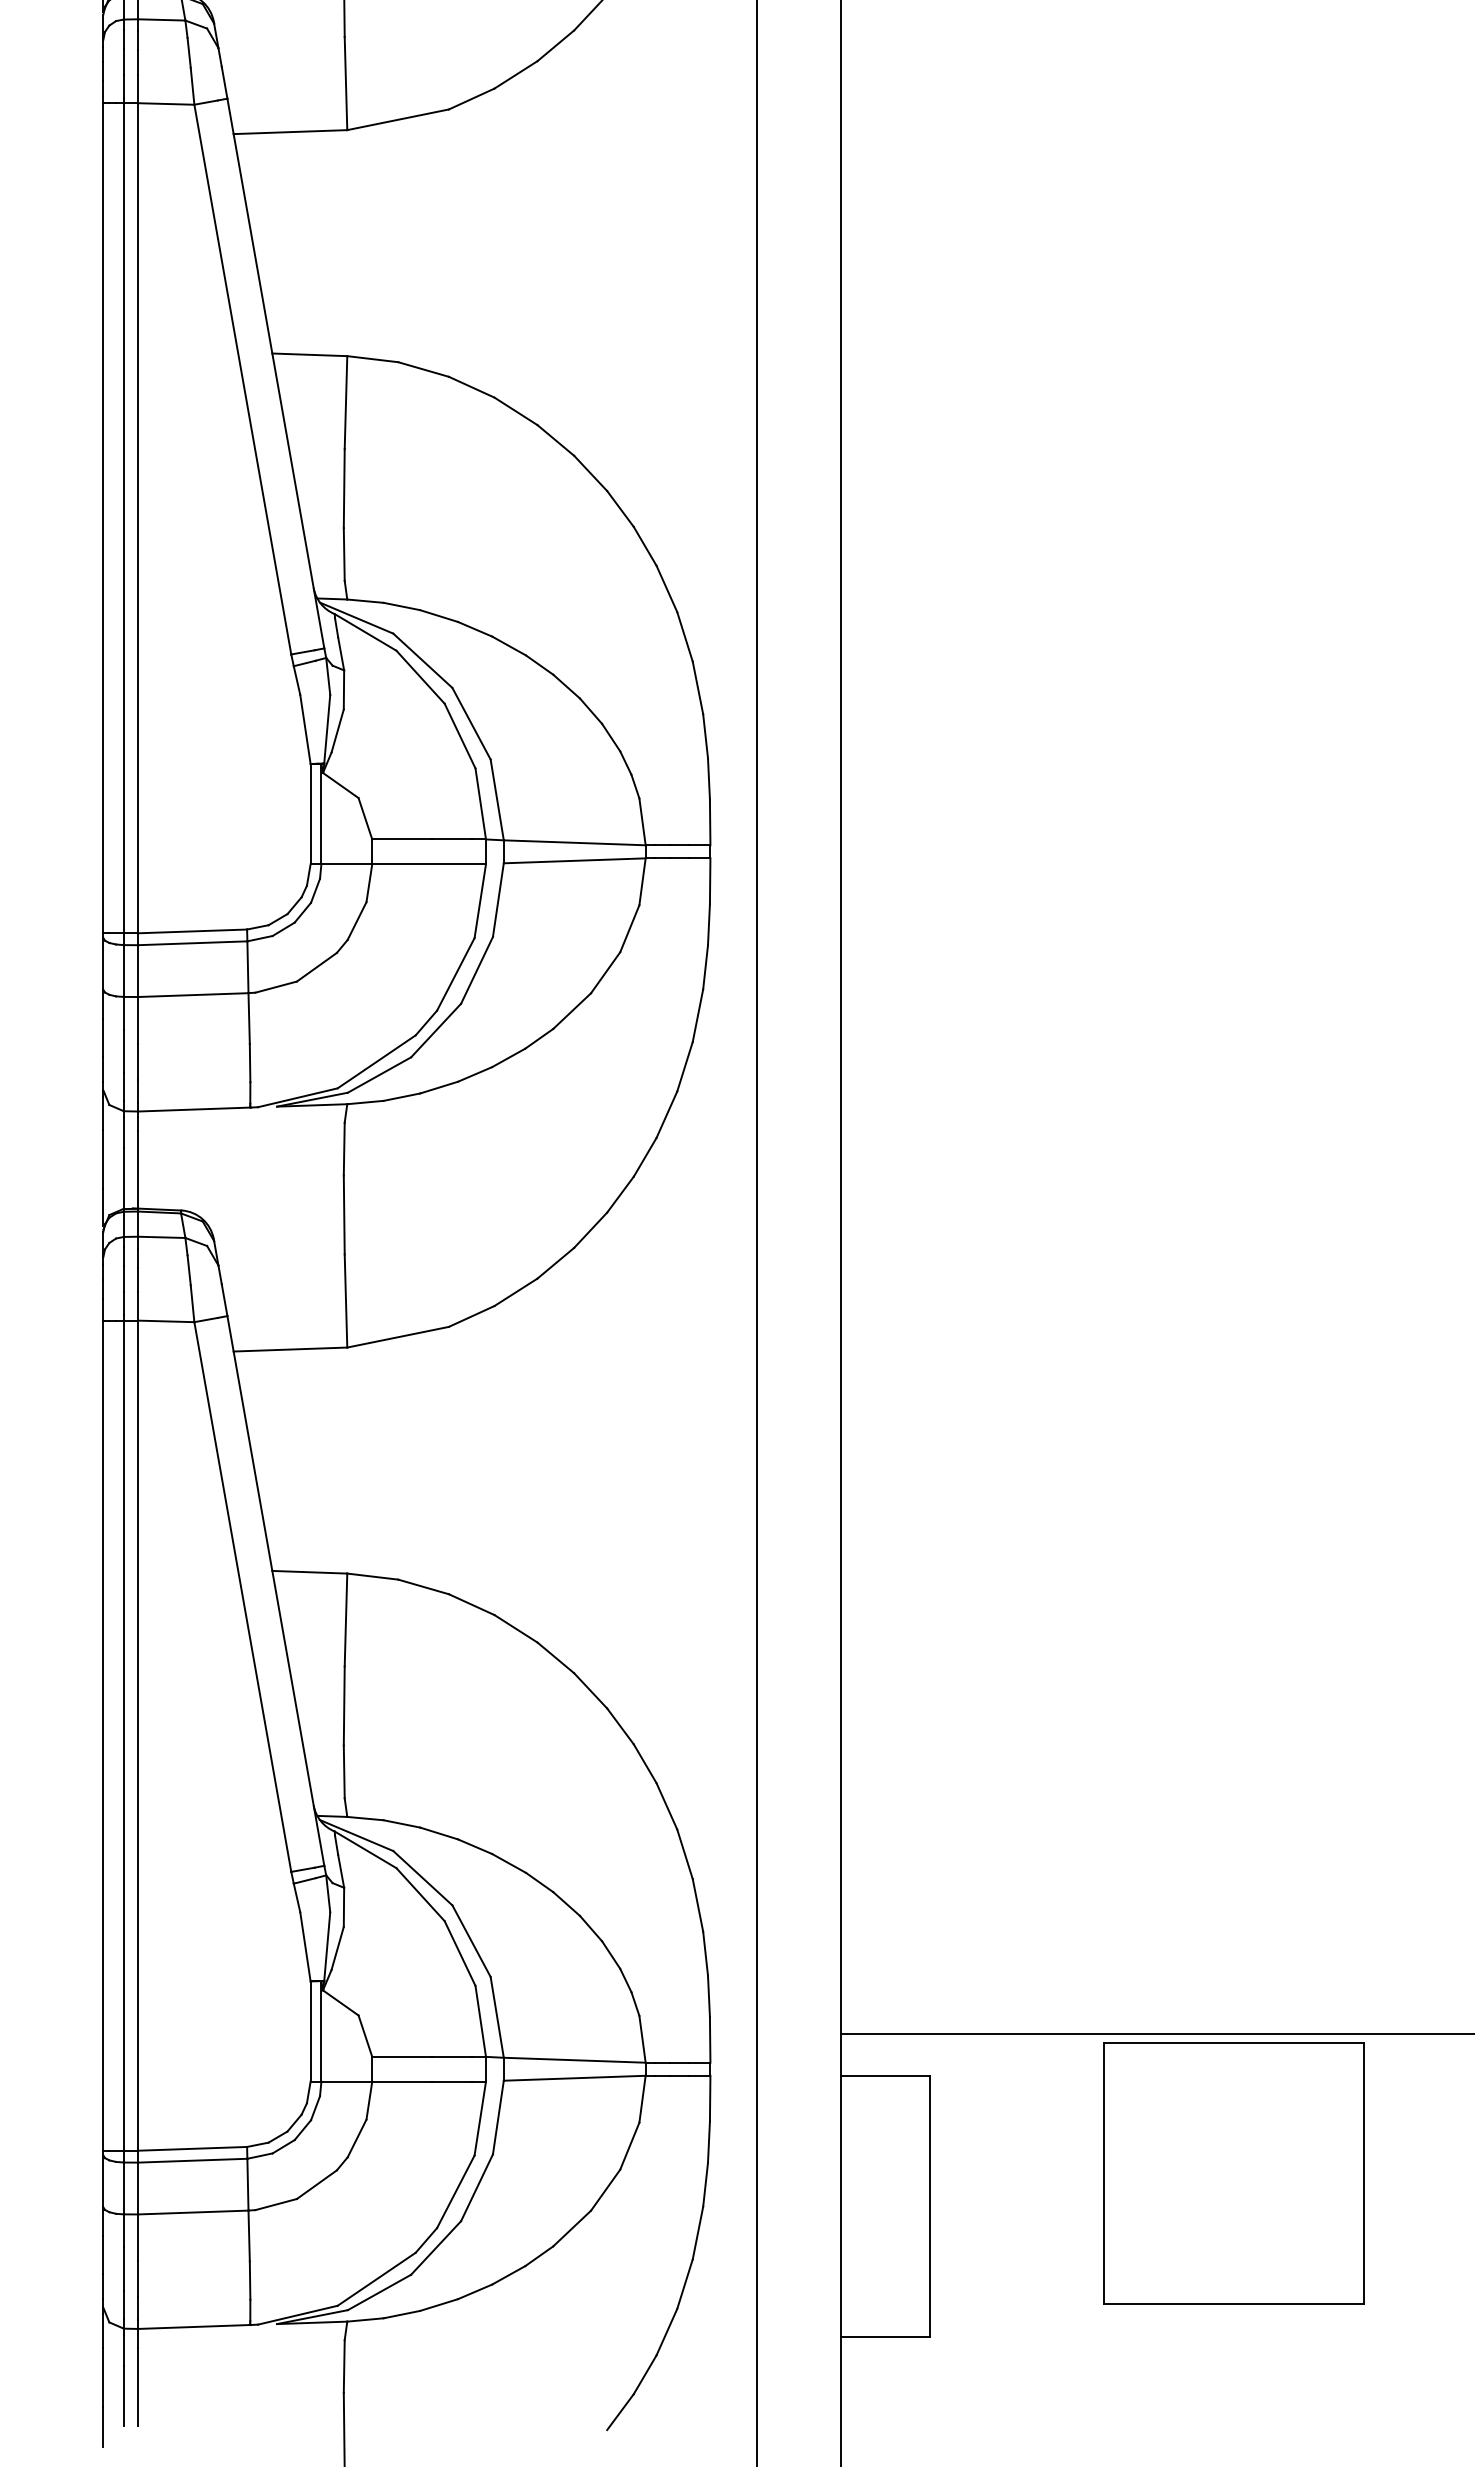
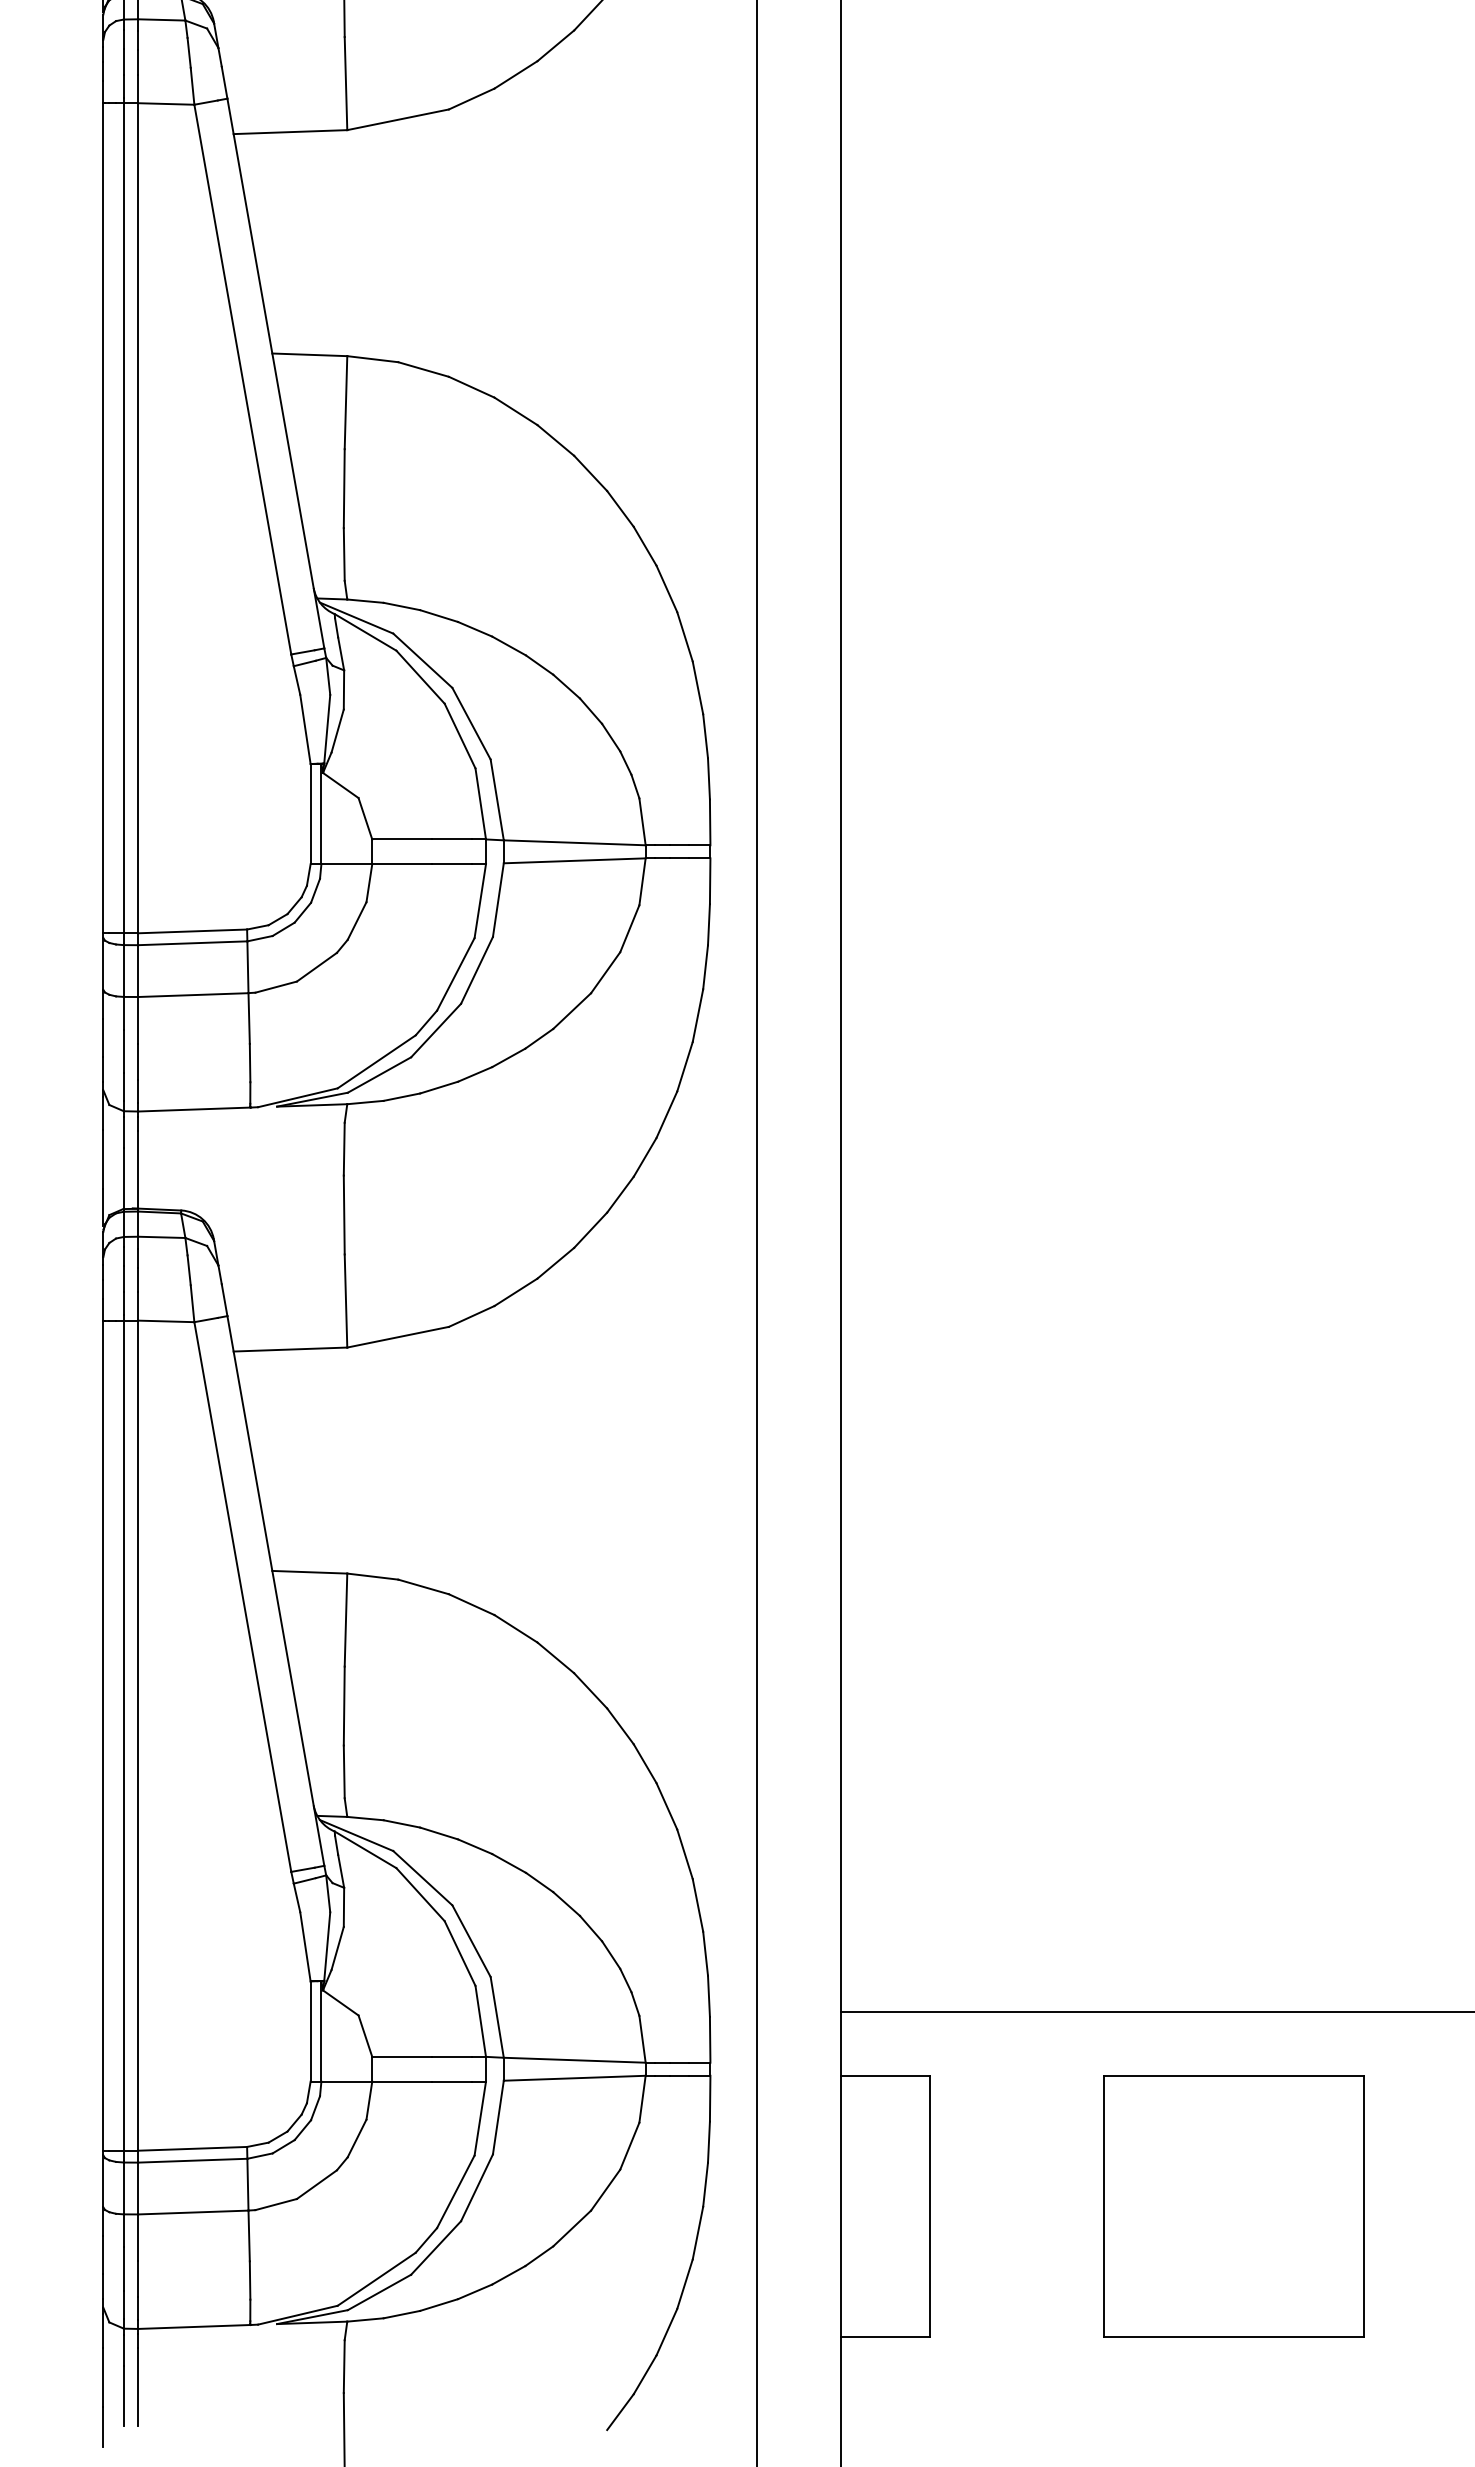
line position: (1155, 2033) -> (1155, 2011) (1155, 2011)
part position: (1233, 2173) -> (1233, 2206) (1233, 2206)
